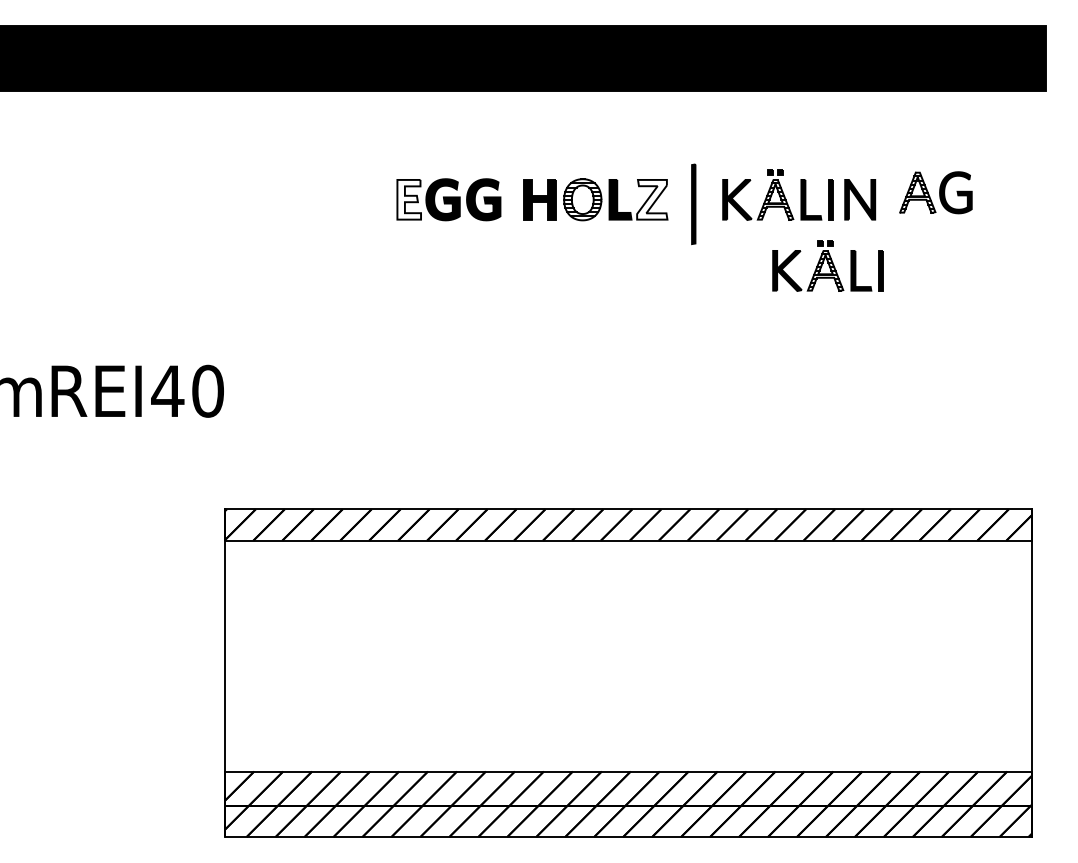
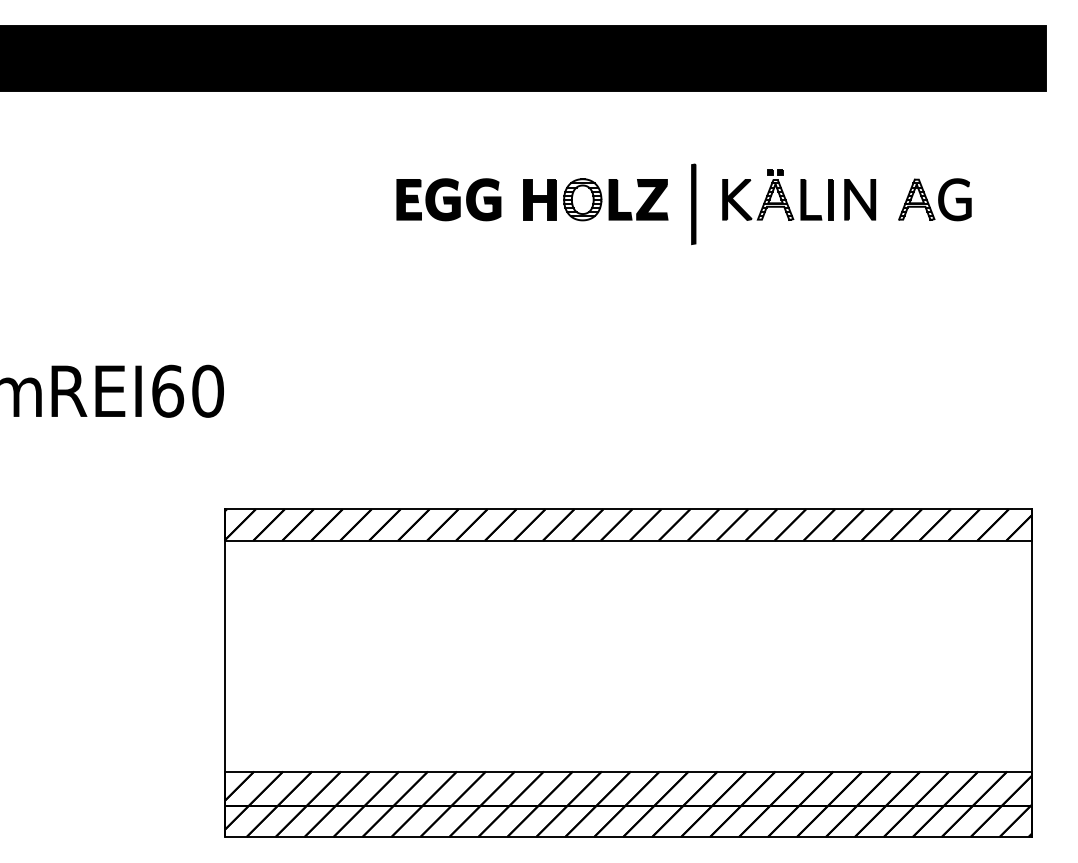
part position: (935, 192) -> (934, 199) (934, 199)
fill: none -> present (409, 199)
fill: none -> present (652, 199)
part: present -> none (827, 265)
text: REI40 -> REI60 (167, 390)
